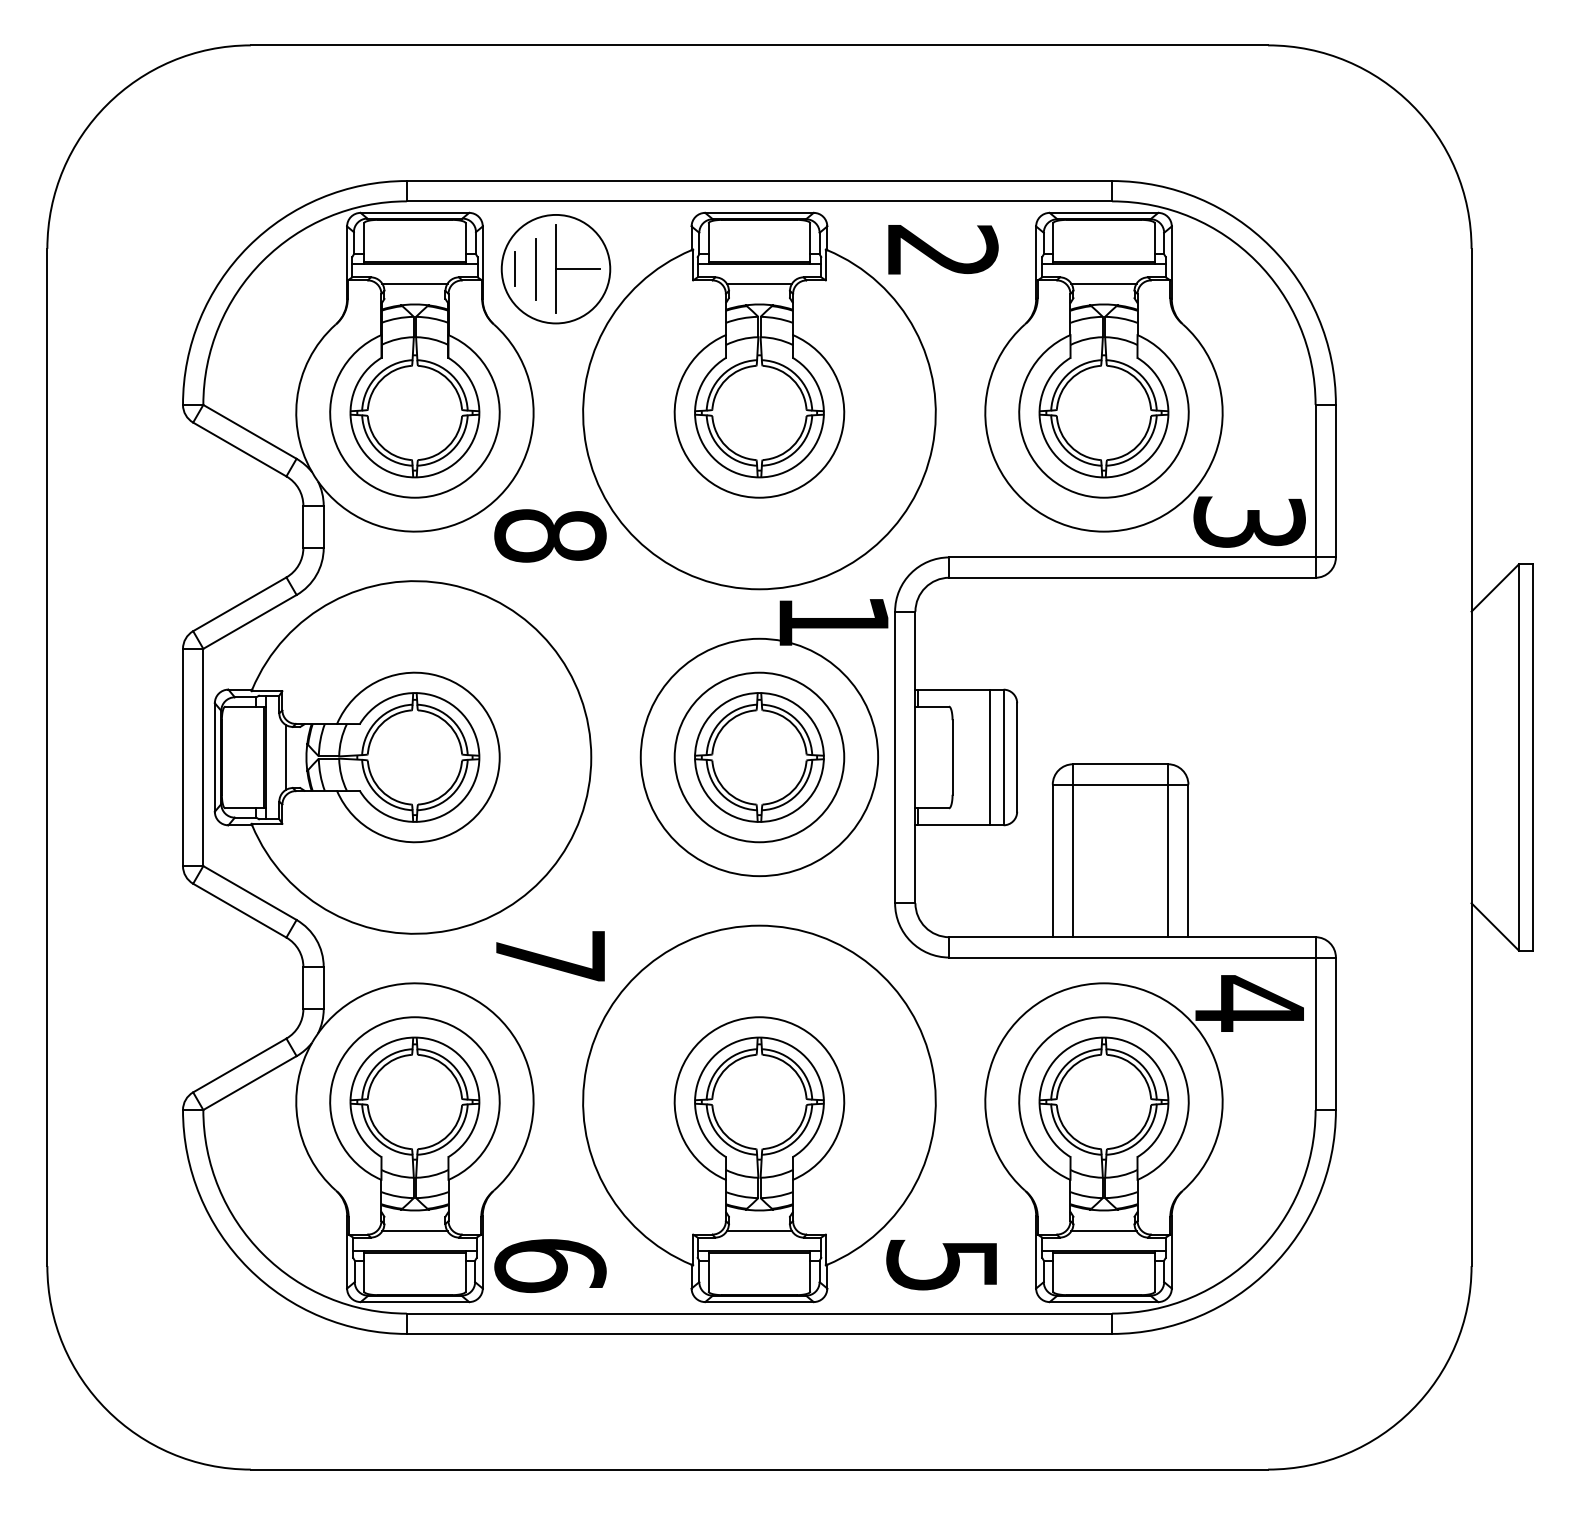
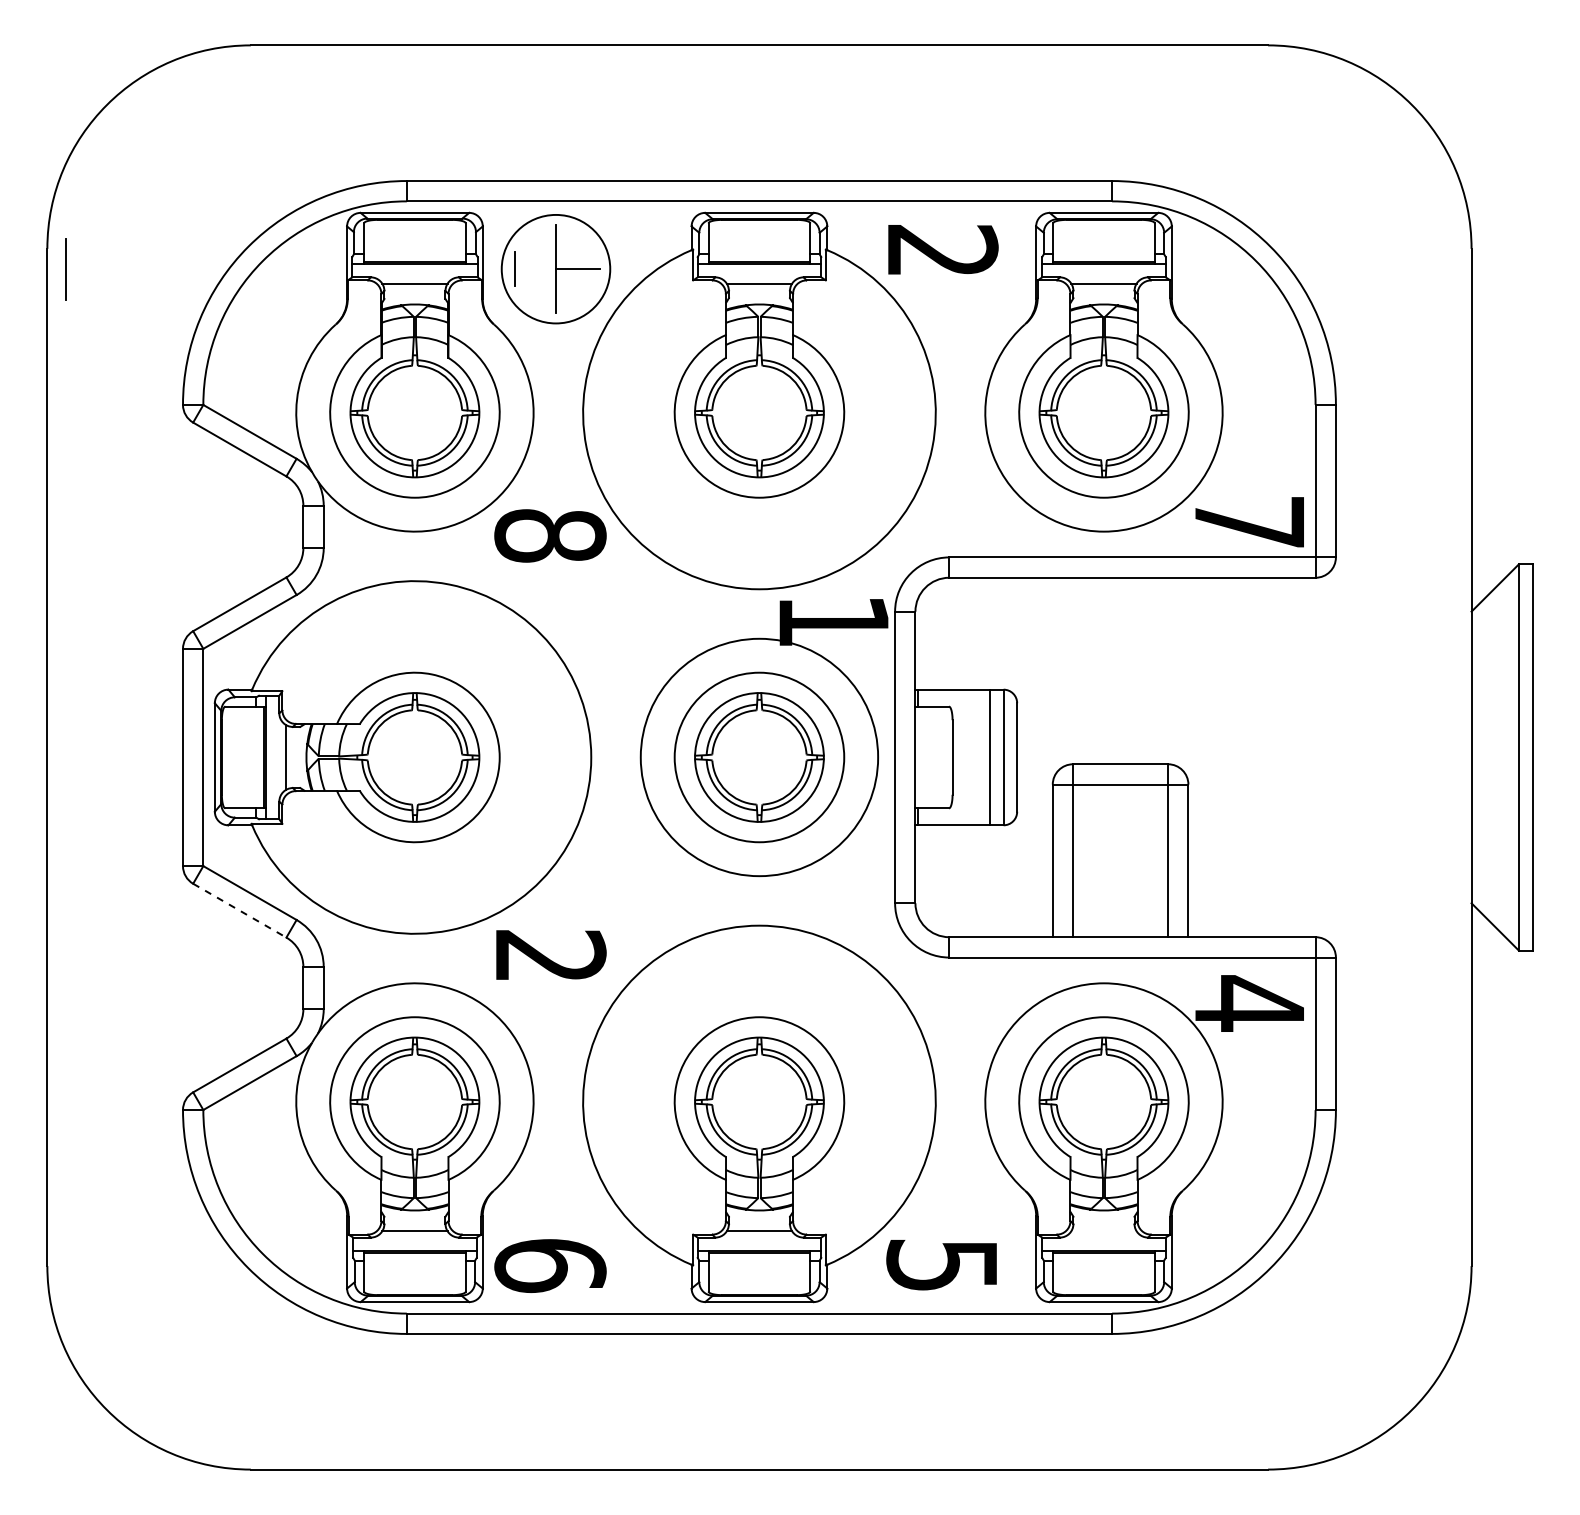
line position: (535, 269) -> (65, 269) (65, 269)
text: 3 -> 7 (1249, 521)
line: solid -> dashed (239, 910)
text: 7 -> 2 (551, 955)
line: present -> none (1103, 1230)
